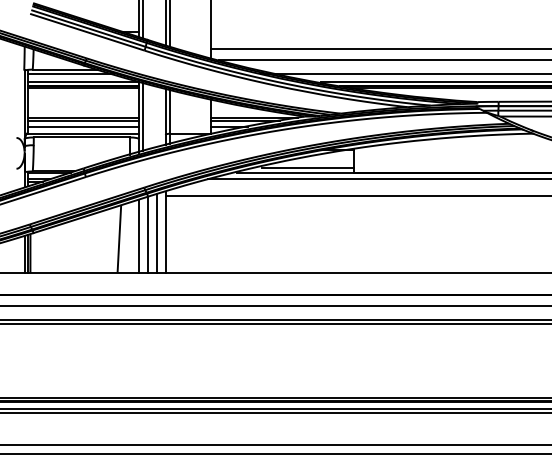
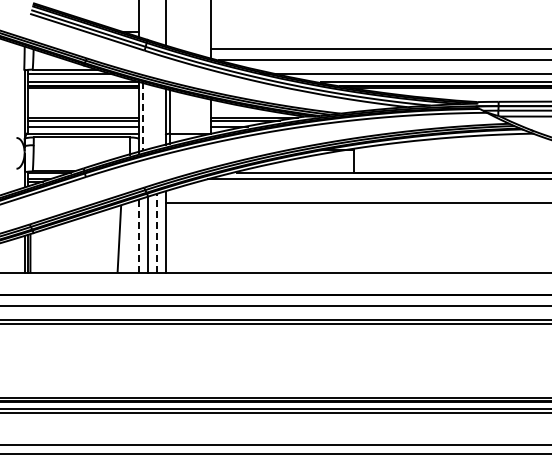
line: present -> none (143, 20)
line: present -> none (170, 24)
line: solid -> dashed (143, 116)
line: present -> none (308, 167)
line position: (356, 195) -> (356, 202) (356, 202)
line: solid -> dashed (156, 232)
line: solid -> dashed (138, 236)
